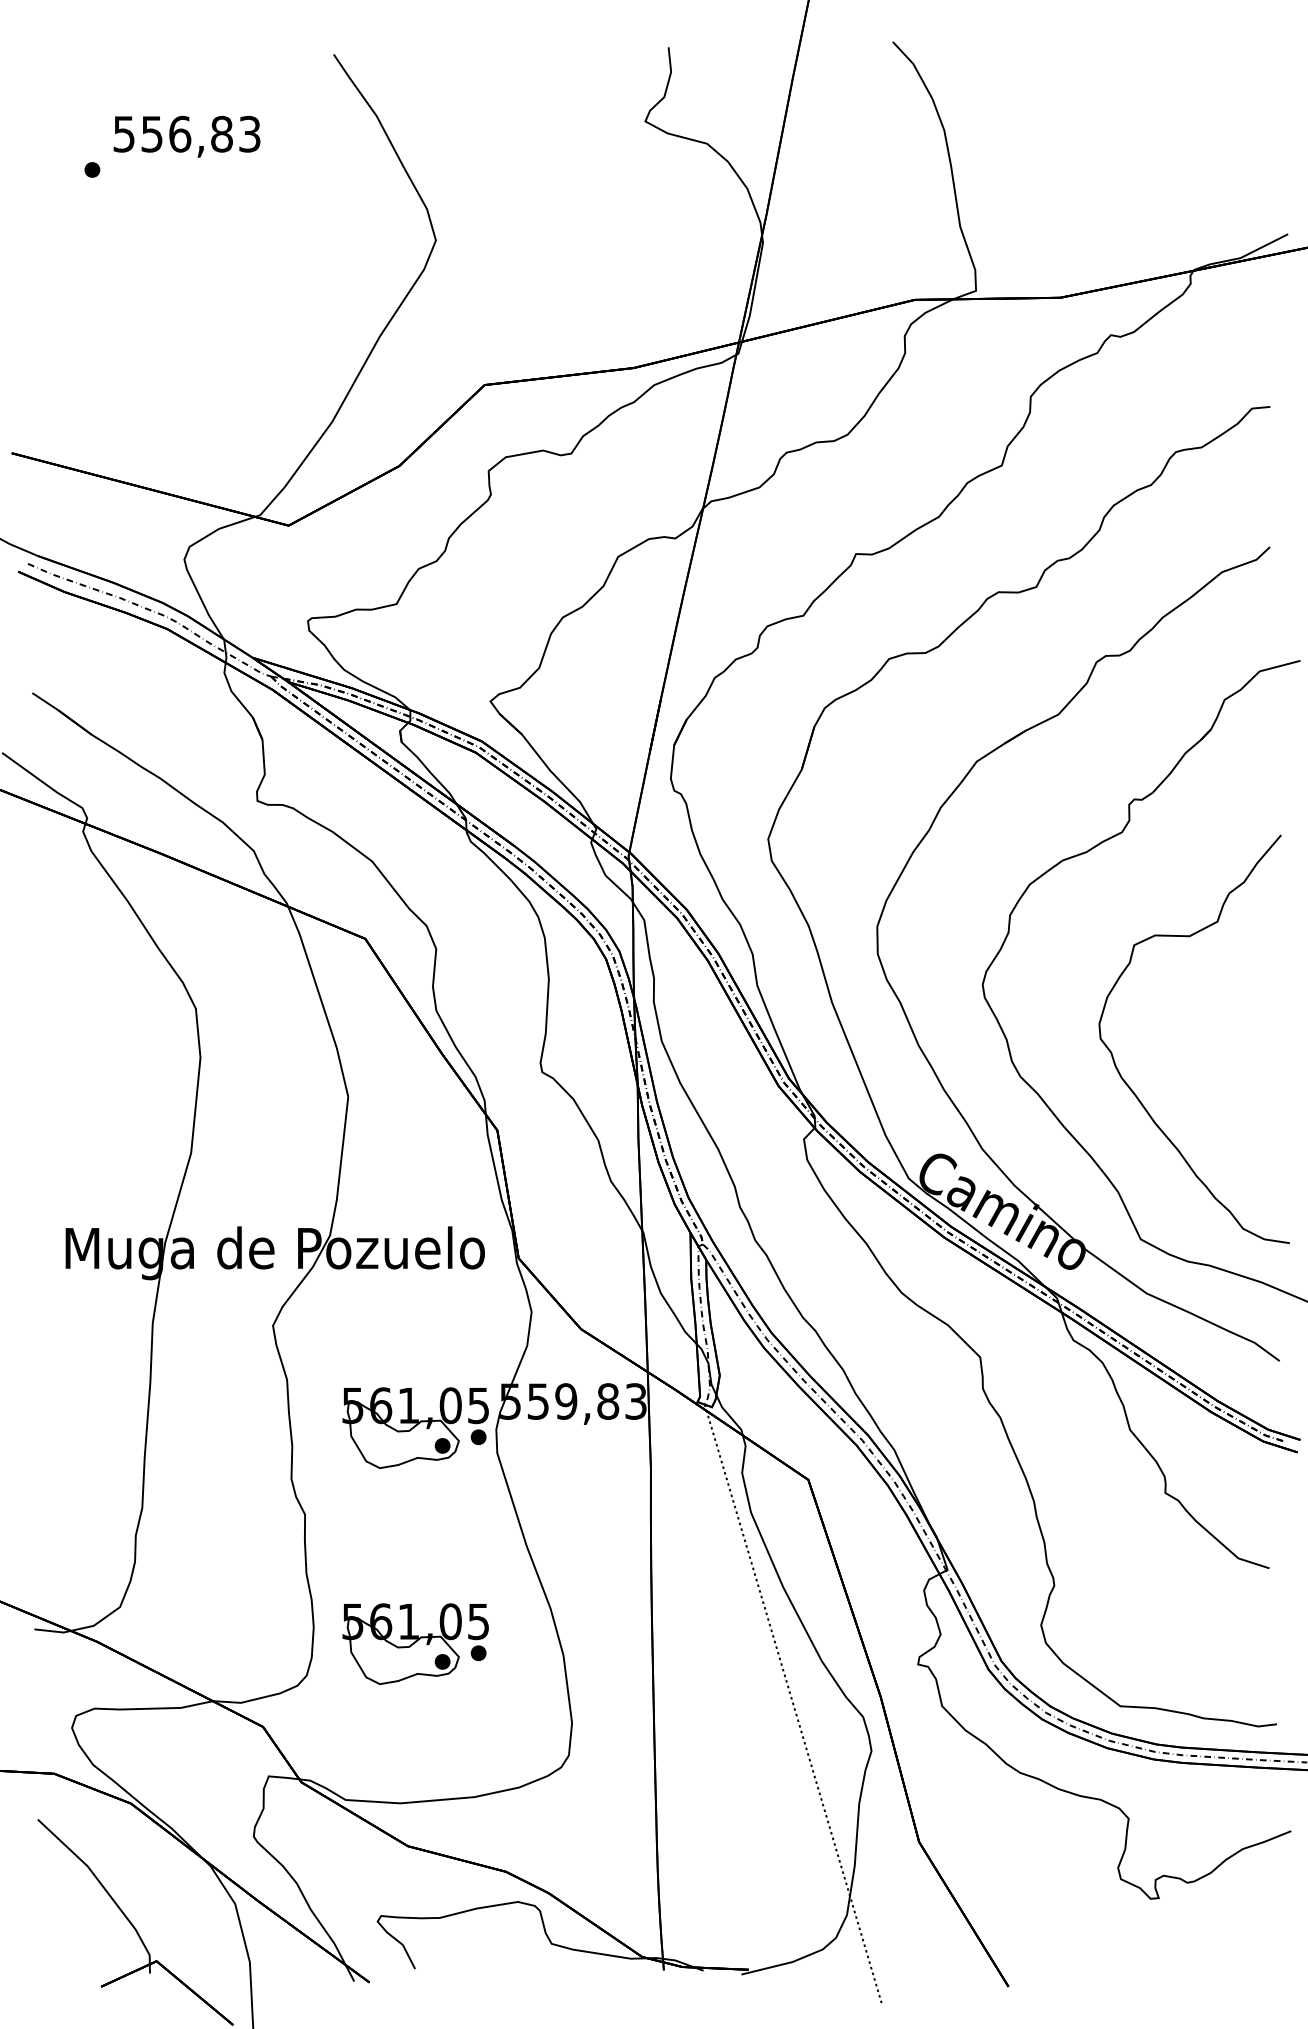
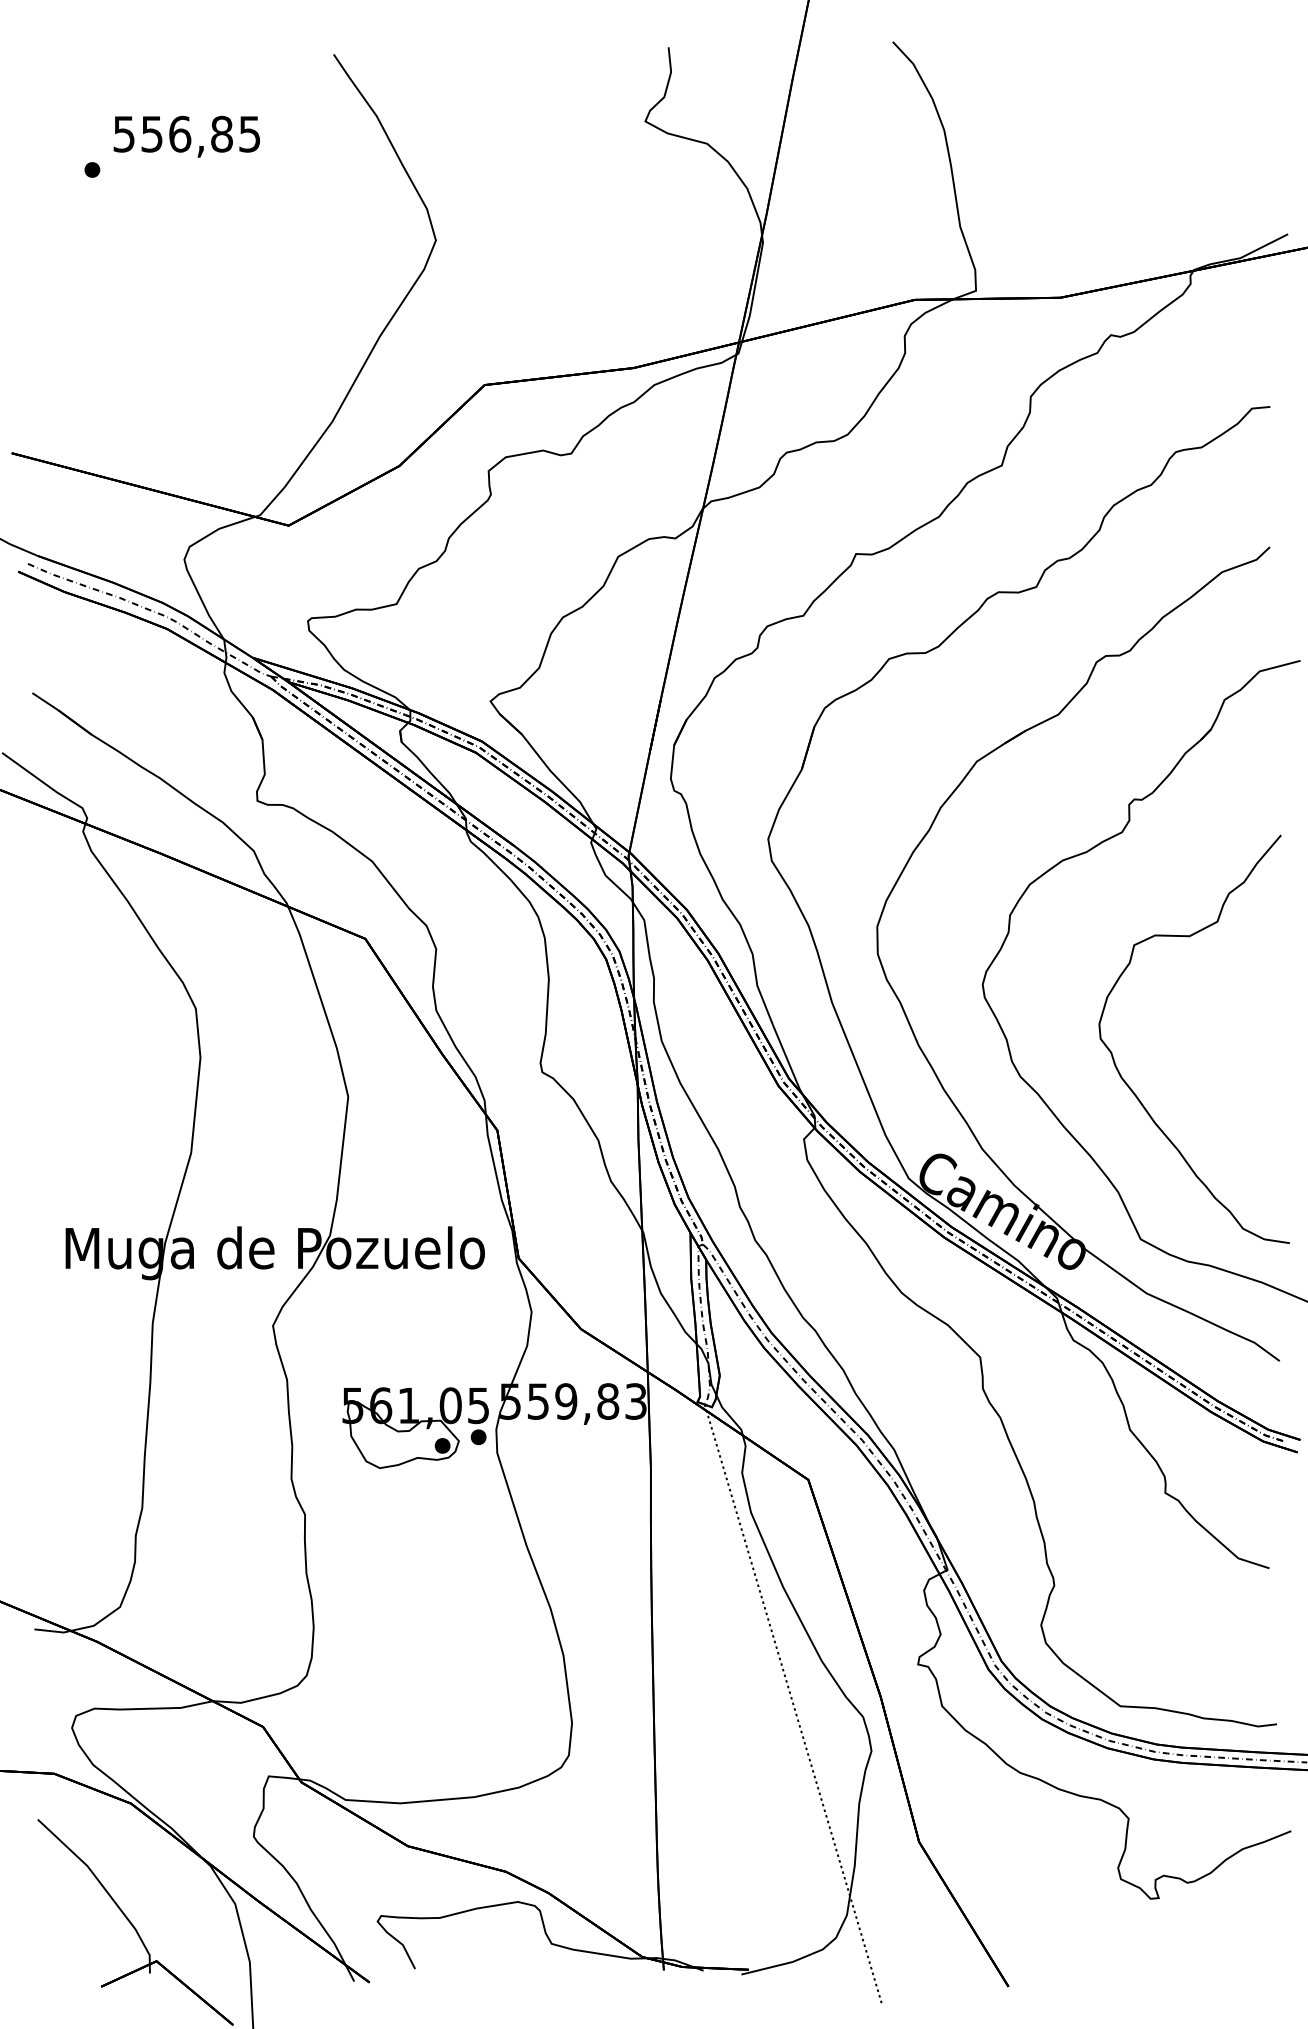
text: 556,83 -> 556,85 (249, 133)
part: present -> none (415, 1643)
